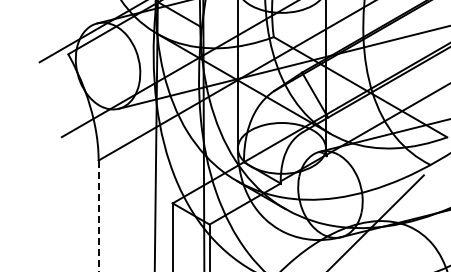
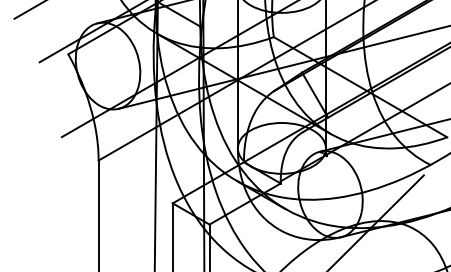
line: none -> present (28, 10)
line: dashed -> solid (98, 216)
